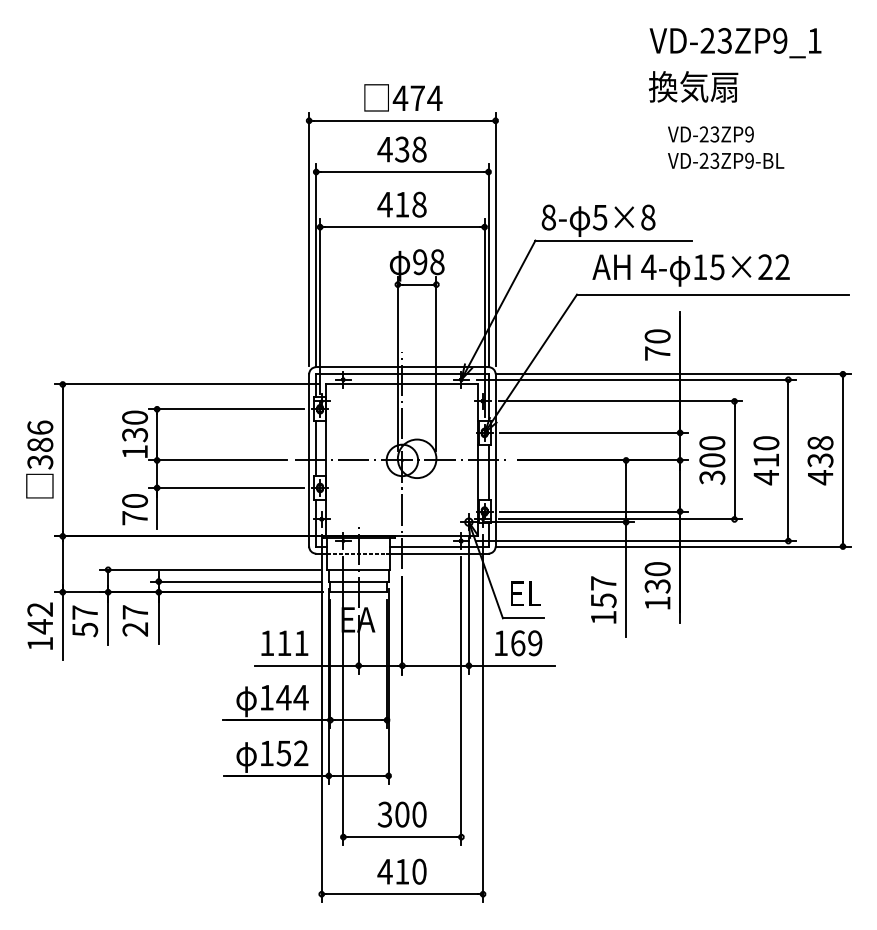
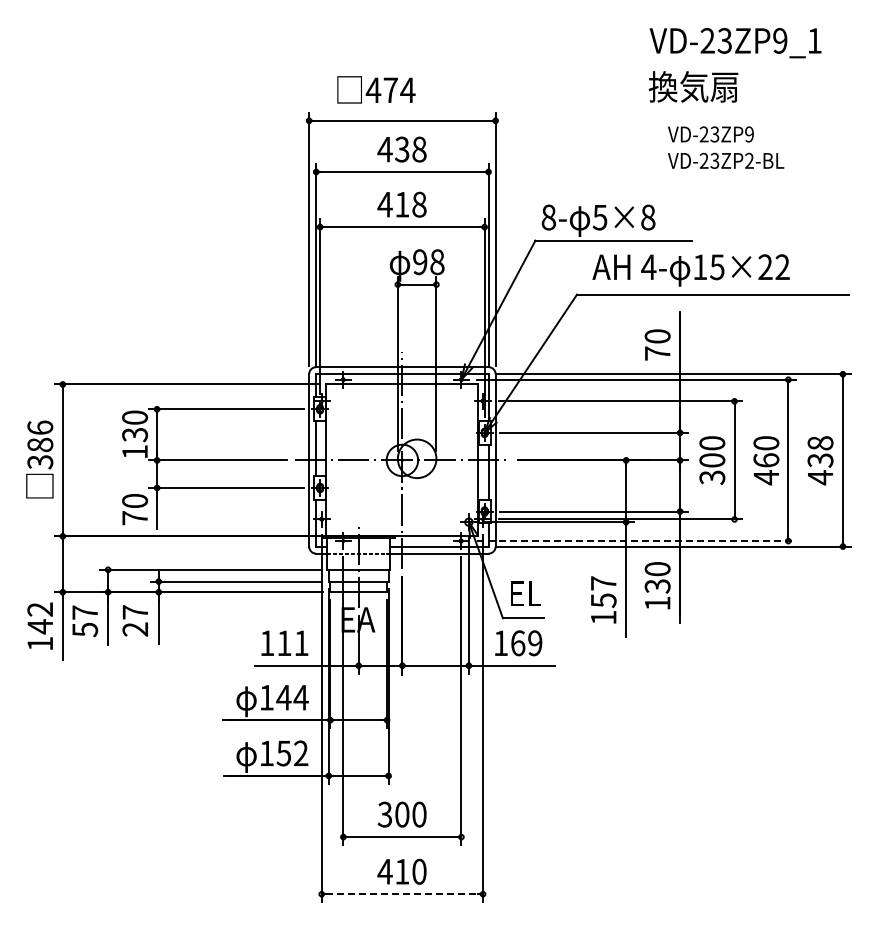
text position: (403, 97) -> (376, 89) (376, 89)
text: VD-23ZP9-BL -> VD-23ZP2-BL (749, 160)
text: 410 -> 460 (766, 460)
line: solid -> dashed (636, 541)
line: solid -> dashed (402, 894)
